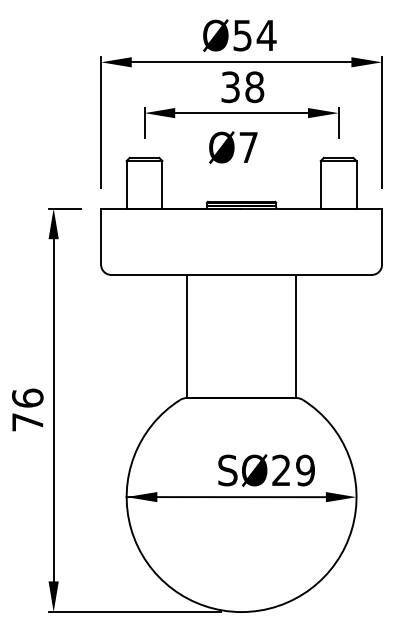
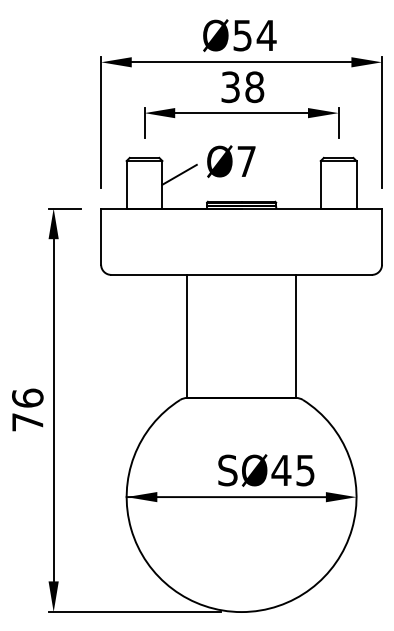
text position: (233, 147) -> (231, 161) (231, 161)
line: none -> present (179, 174)
text: SØ29 -> SØ45 (292, 470)
